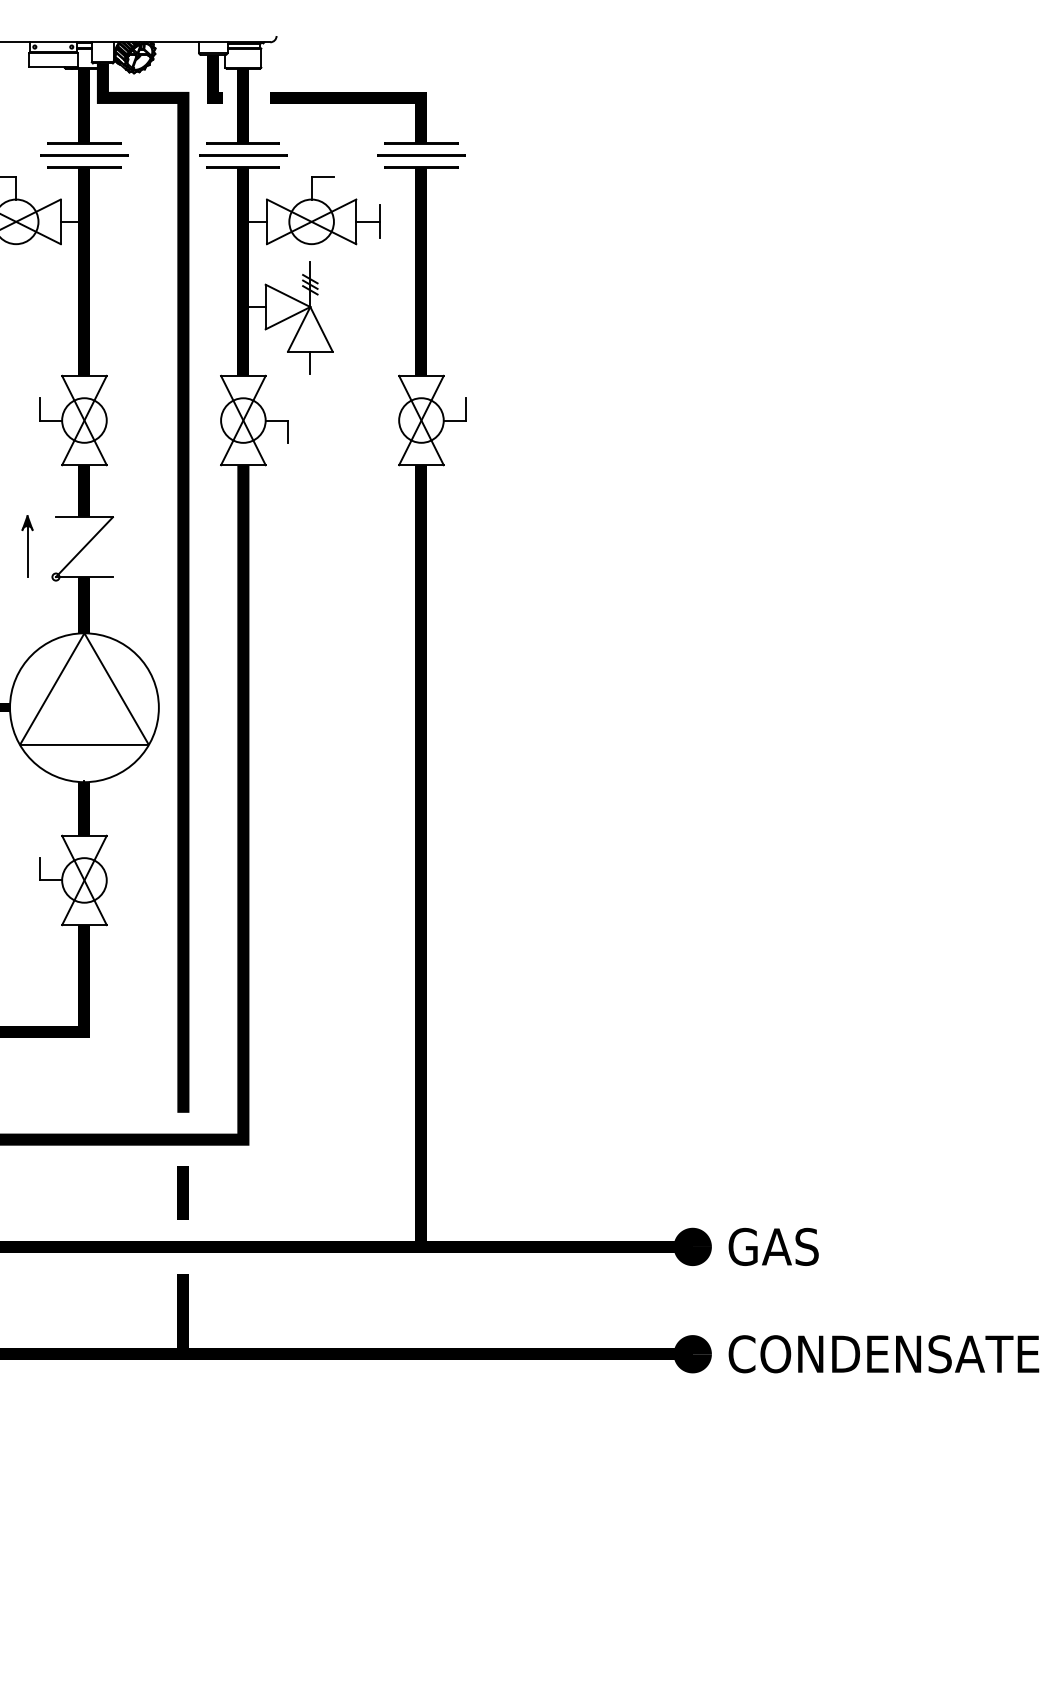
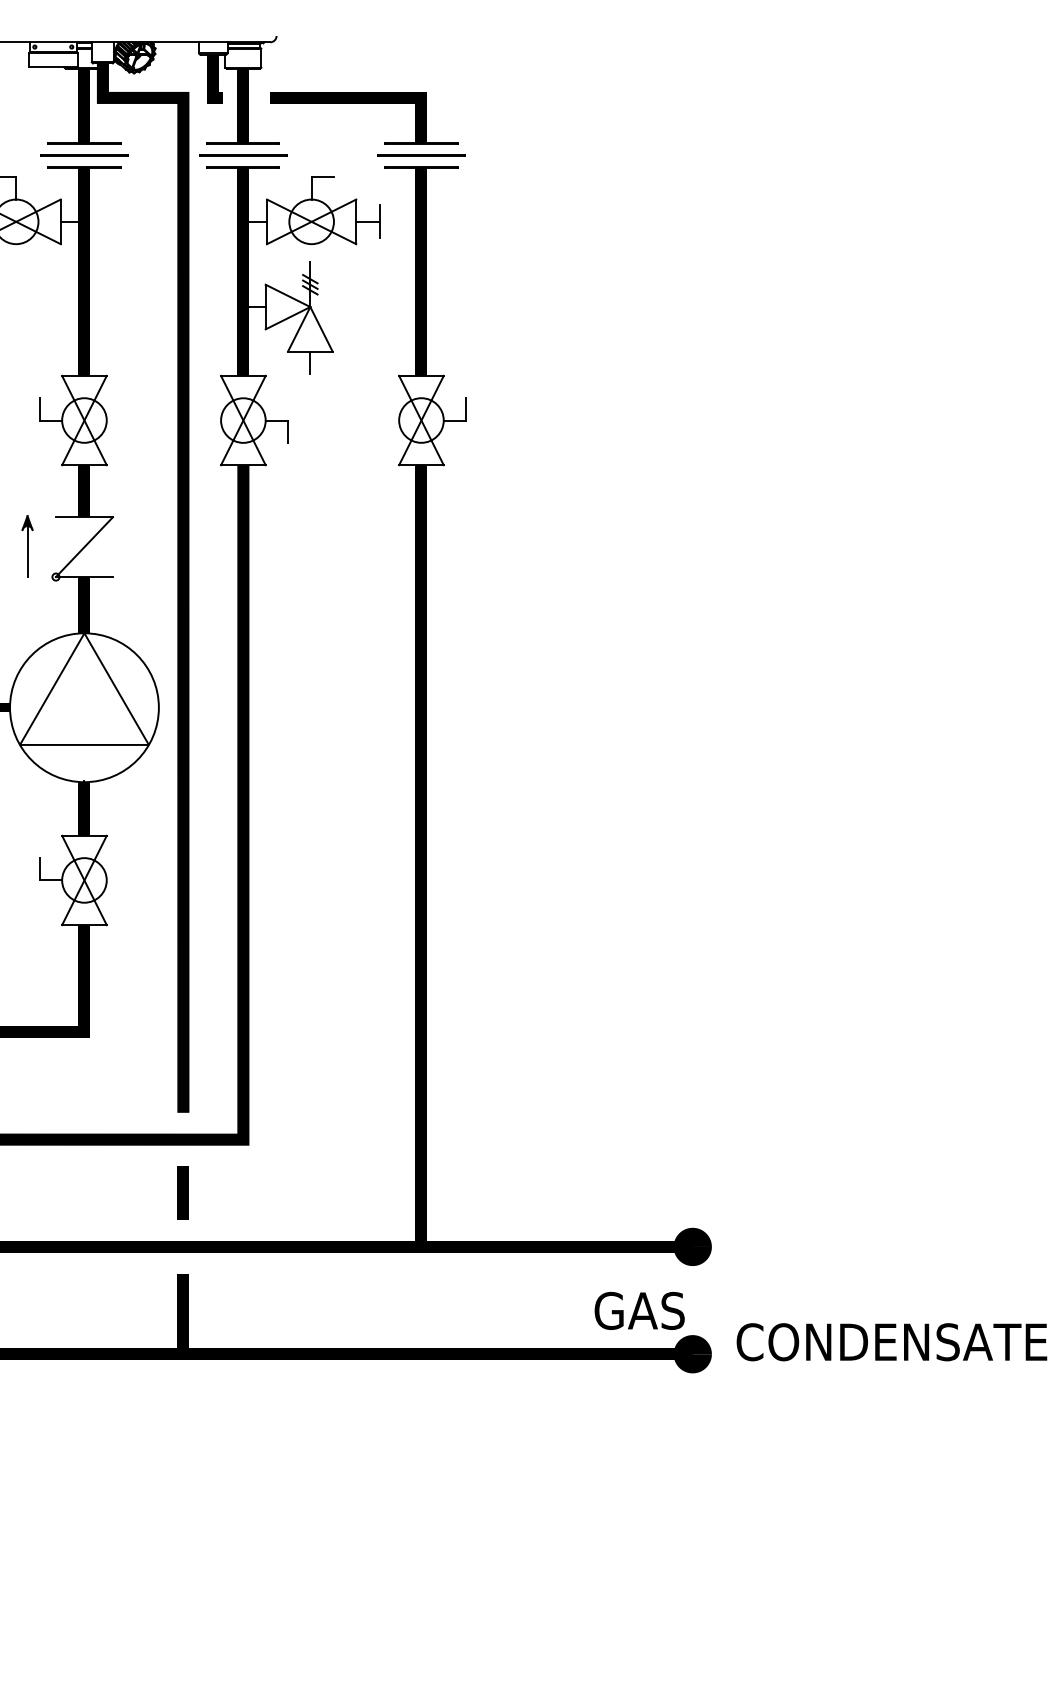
text position: (773, 1246) -> (639, 1310) (639, 1310)
text position: (883, 1354) -> (891, 1342) (891, 1342)
